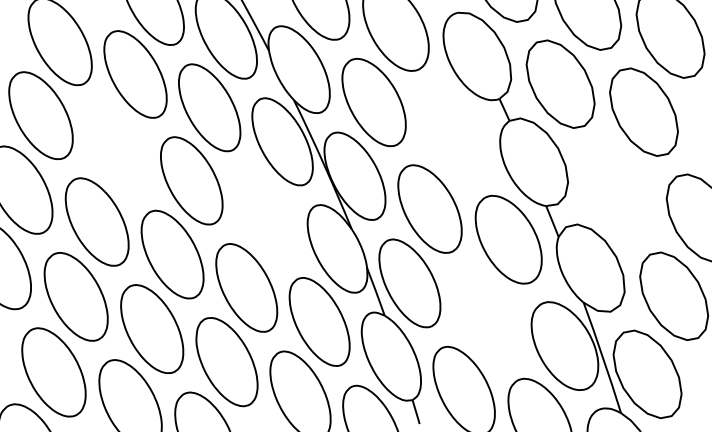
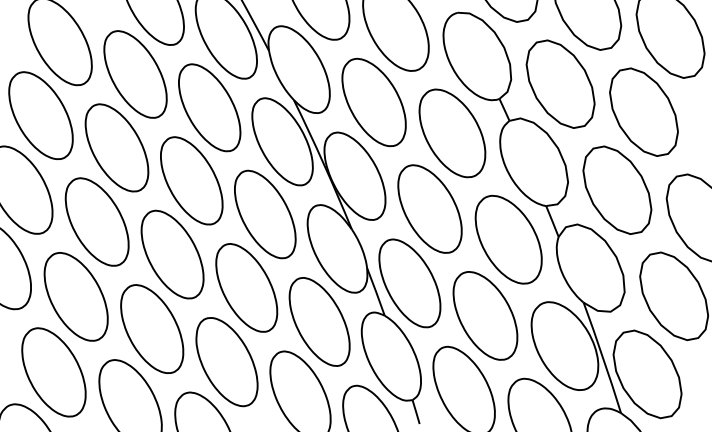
part: none -> present (452, 133)
part: none -> present (116, 147)
part: none -> present (617, 189)
part: none -> present (265, 214)
part: none -> present (485, 315)
